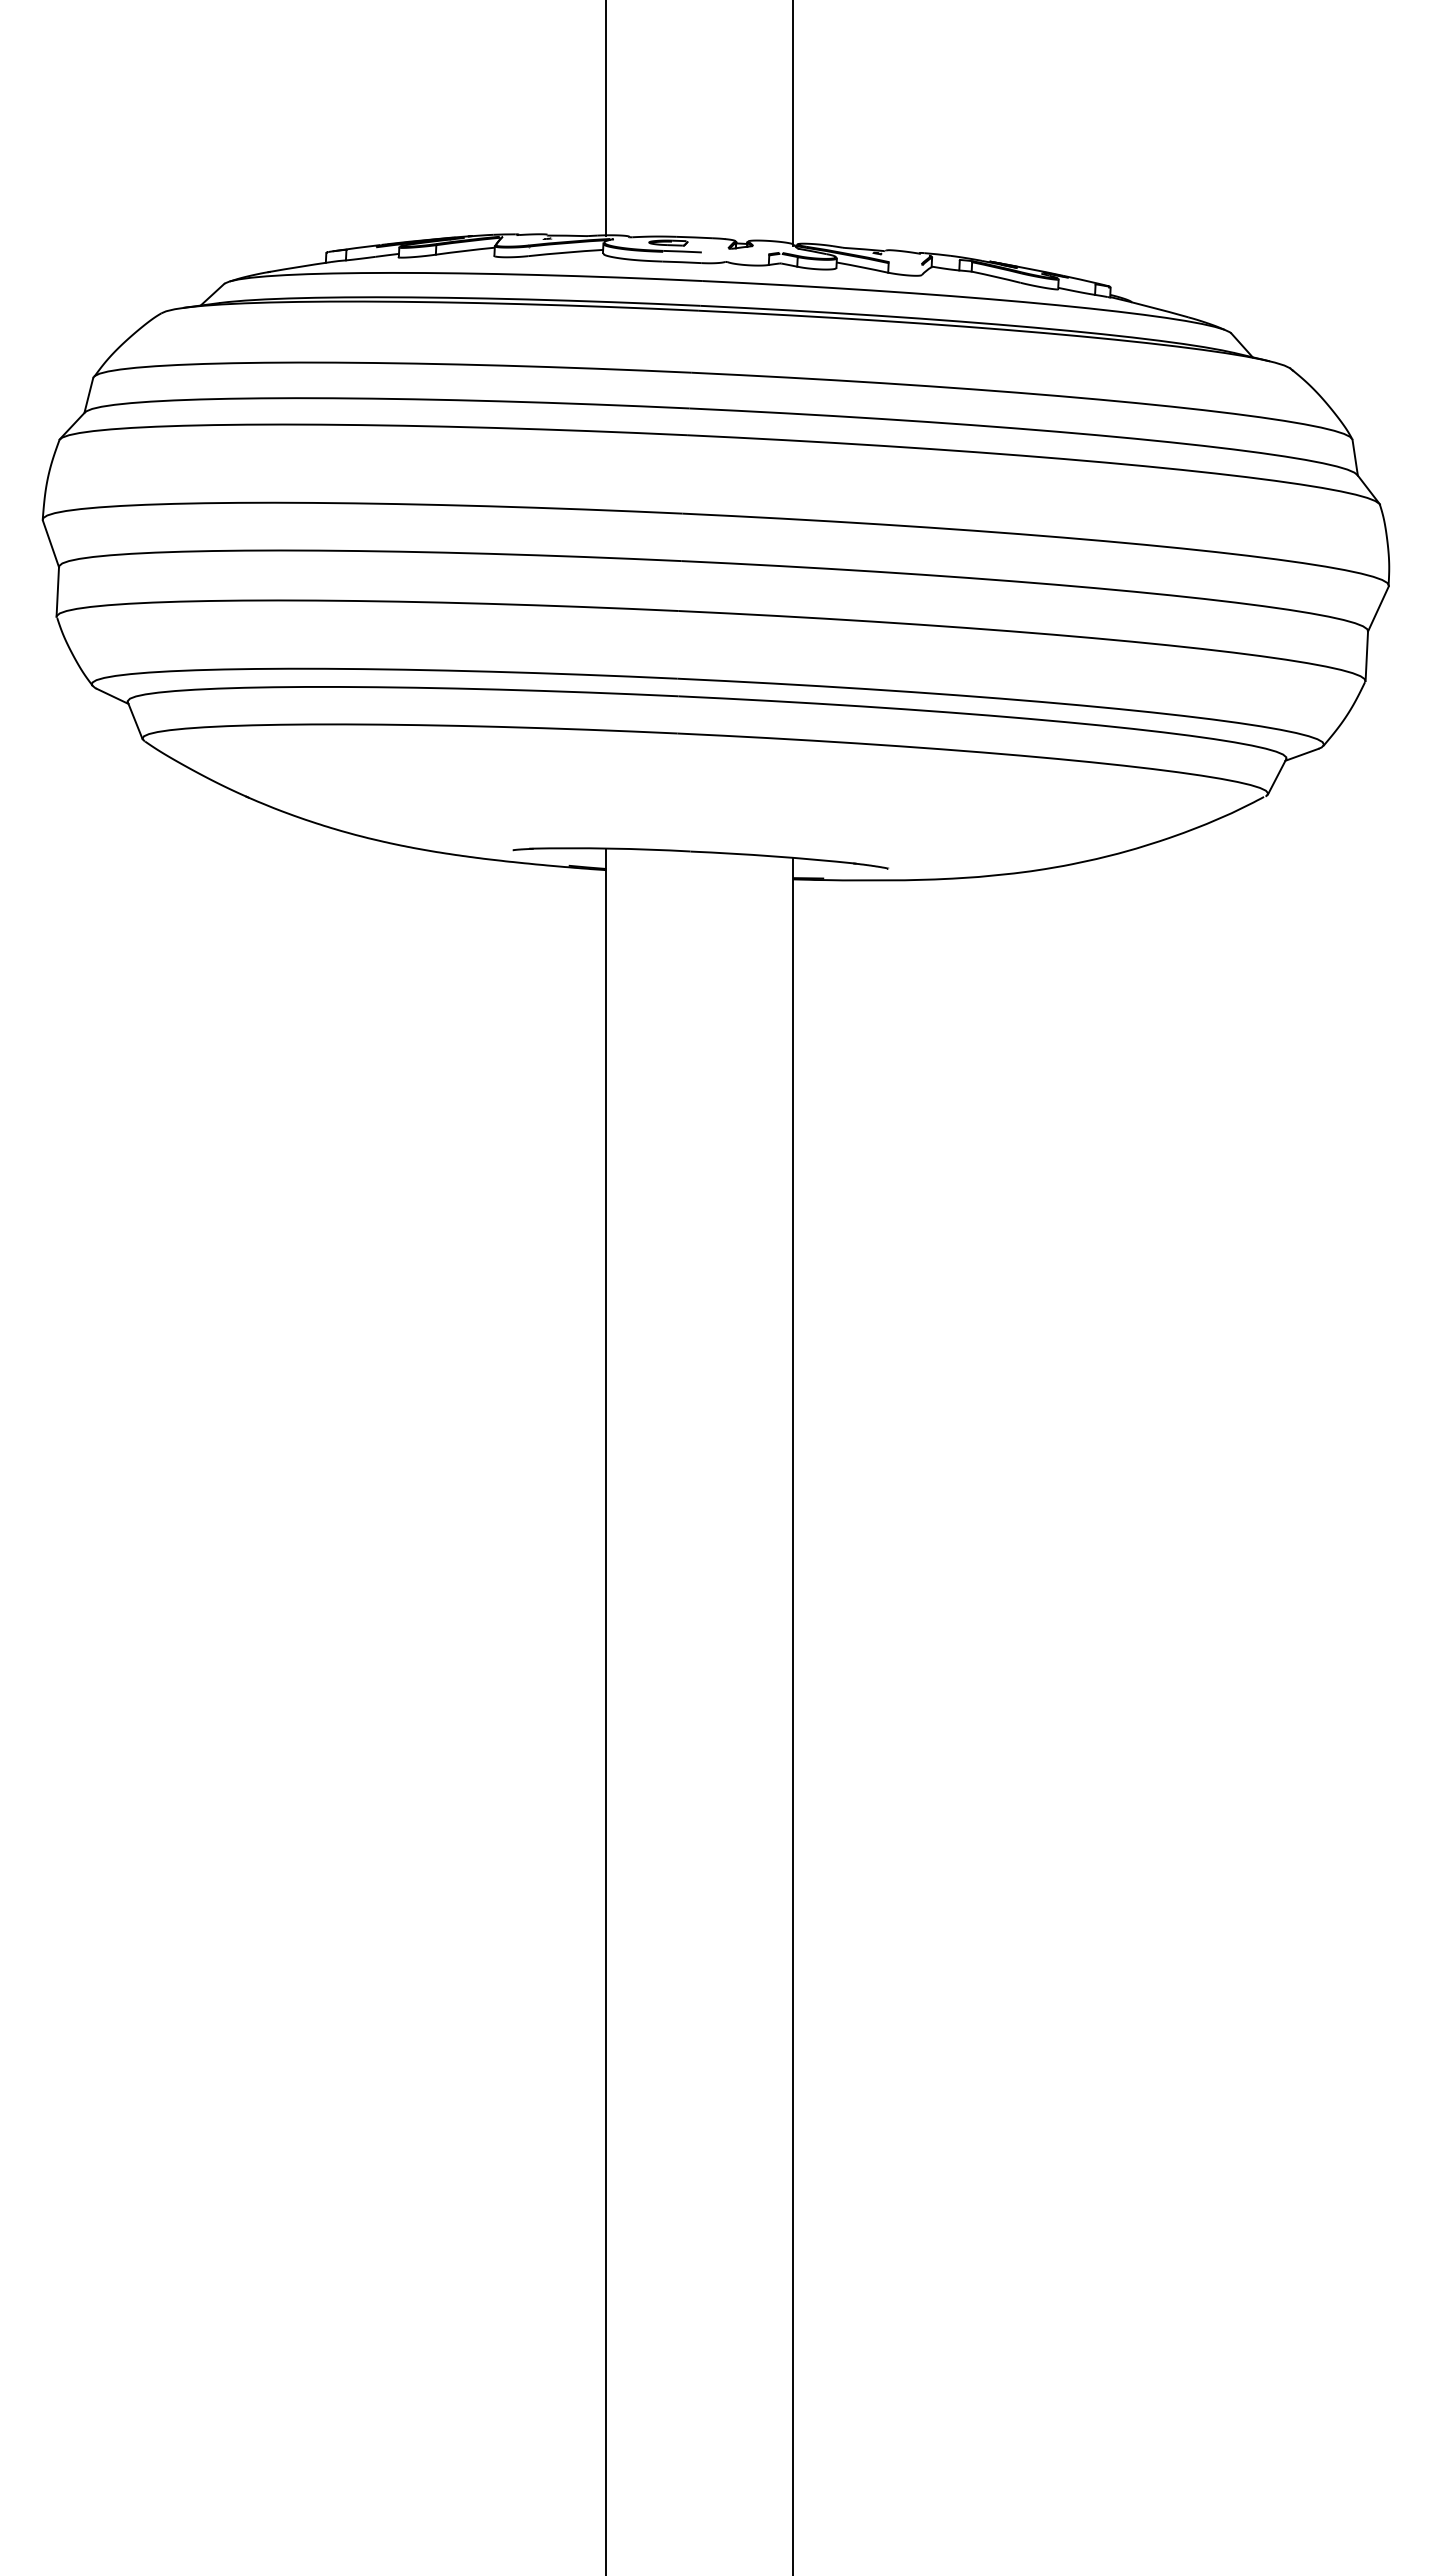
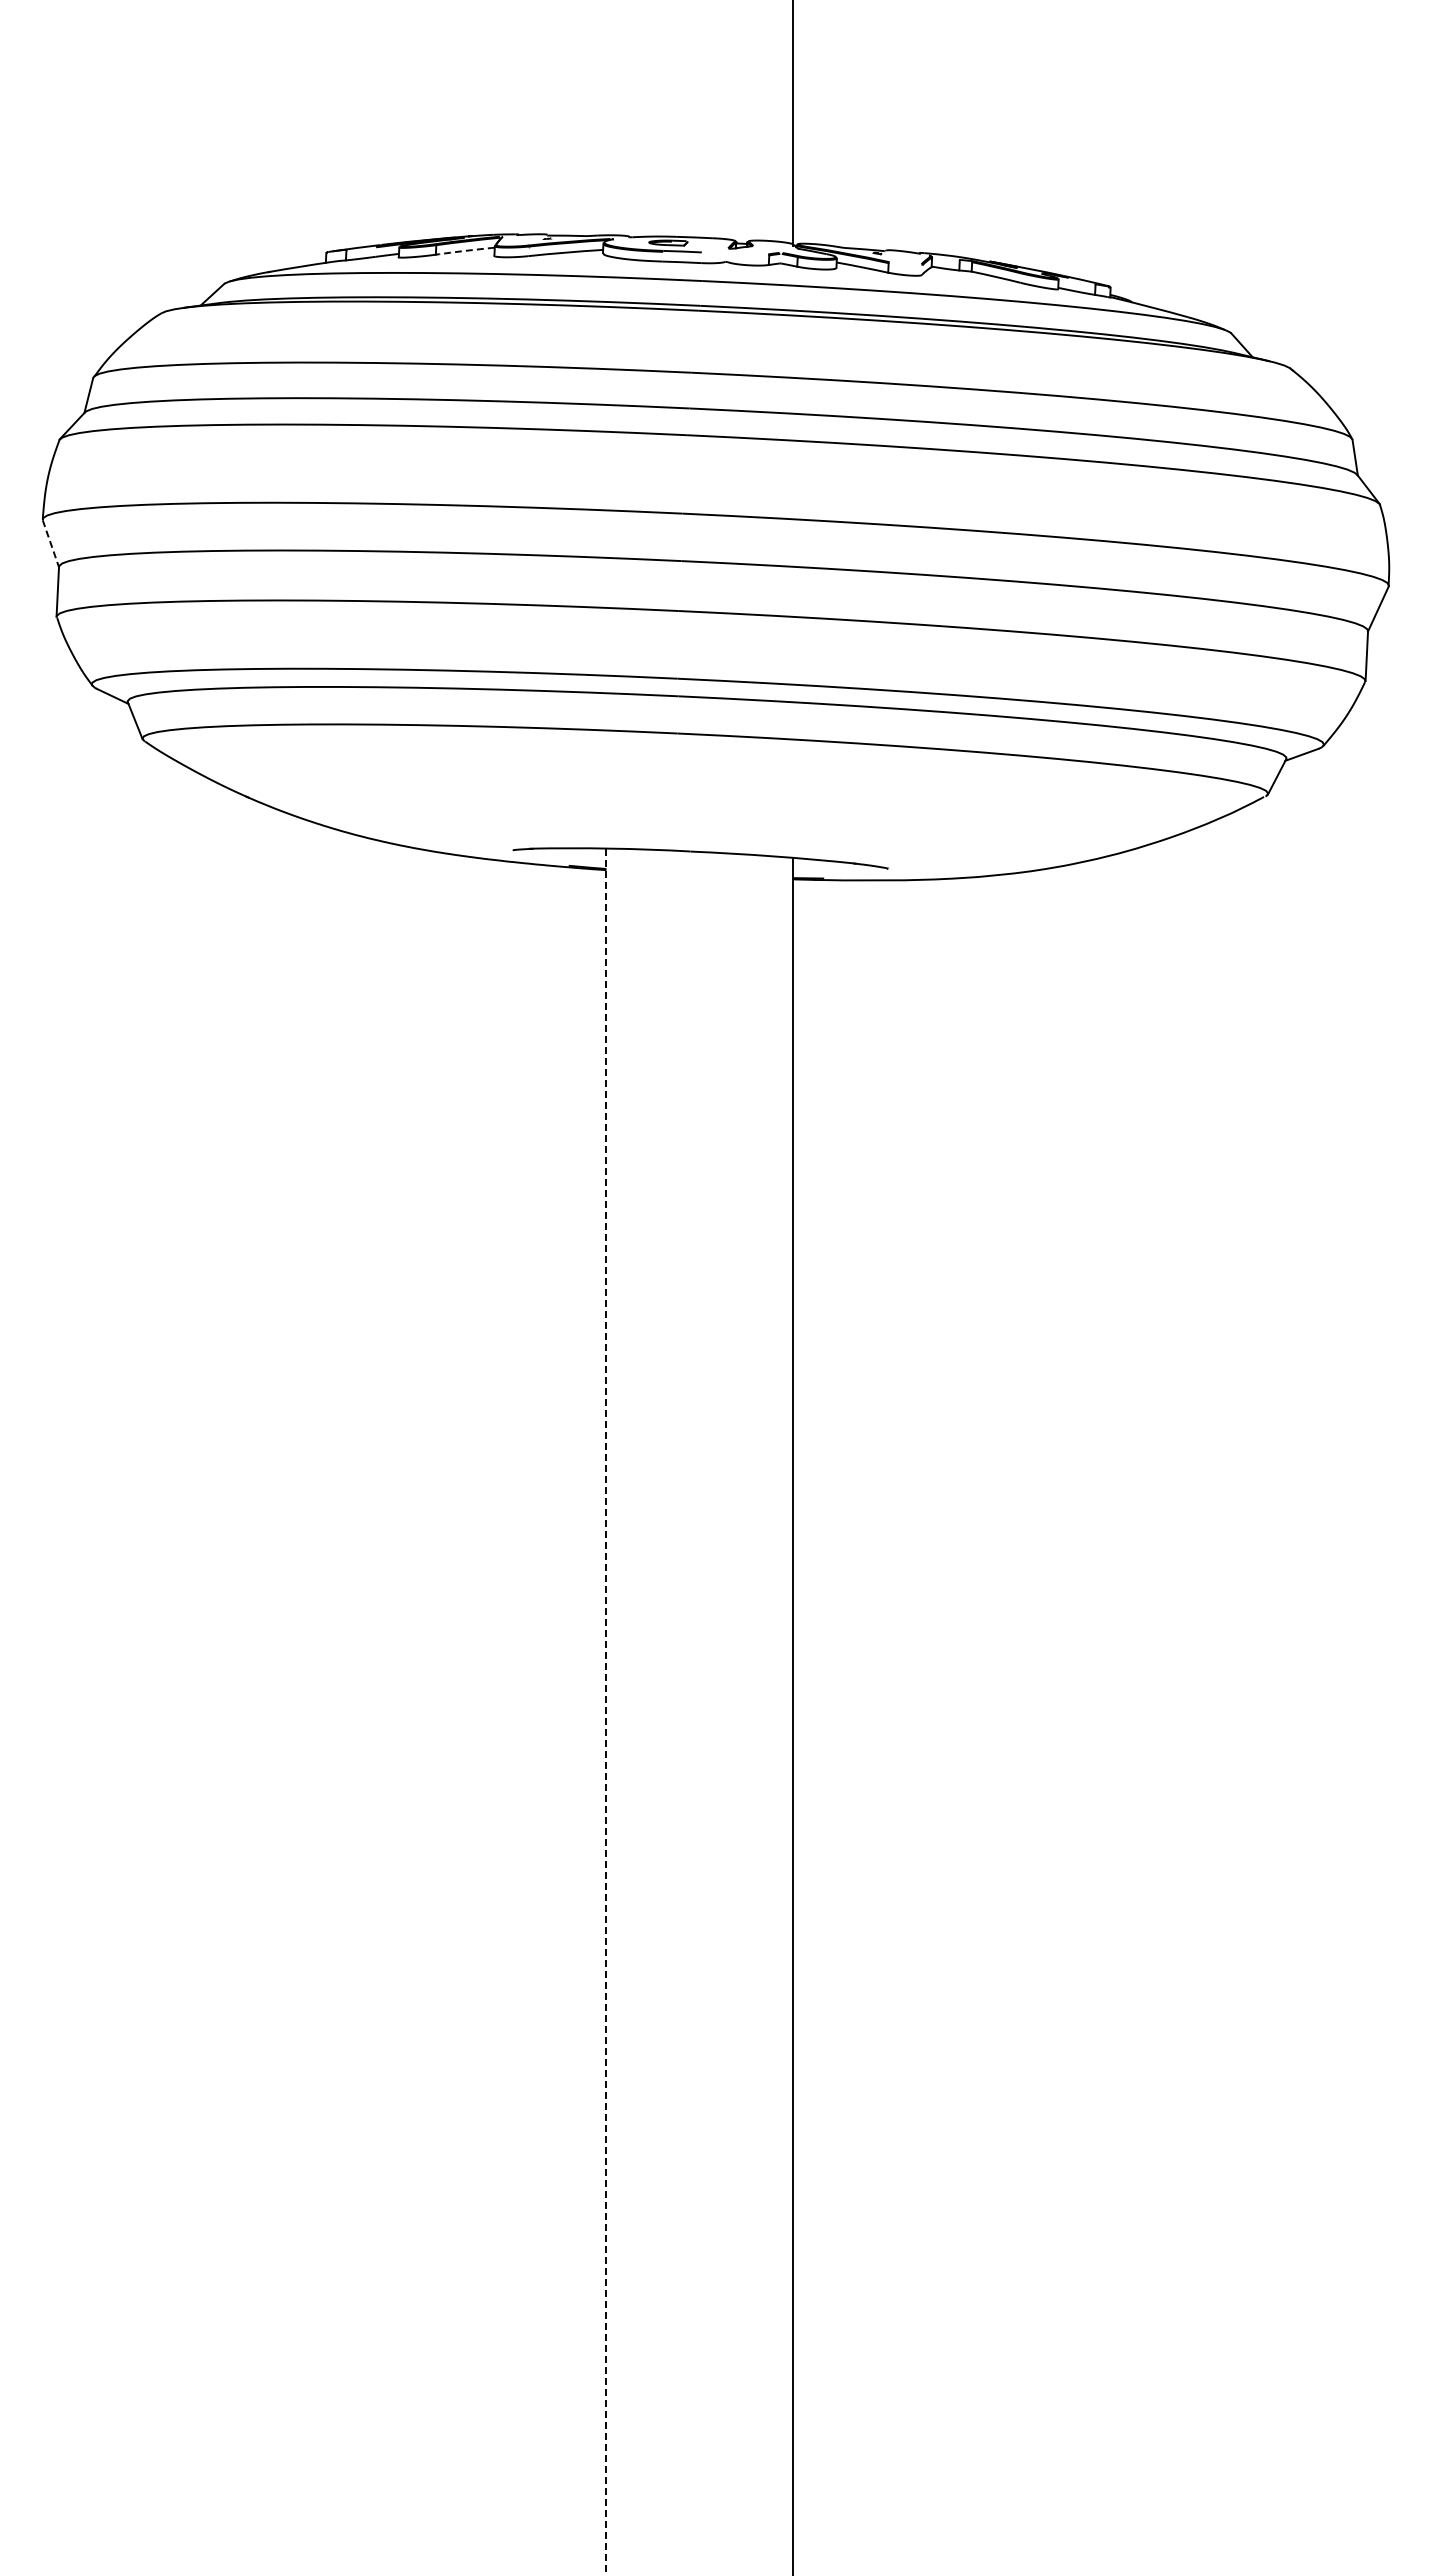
line: present -> none (606, 119)
arc: solid -> dashed (465, 250)
line: solid -> dashed (50, 543)
line: solid -> dashed (606, 1712)
